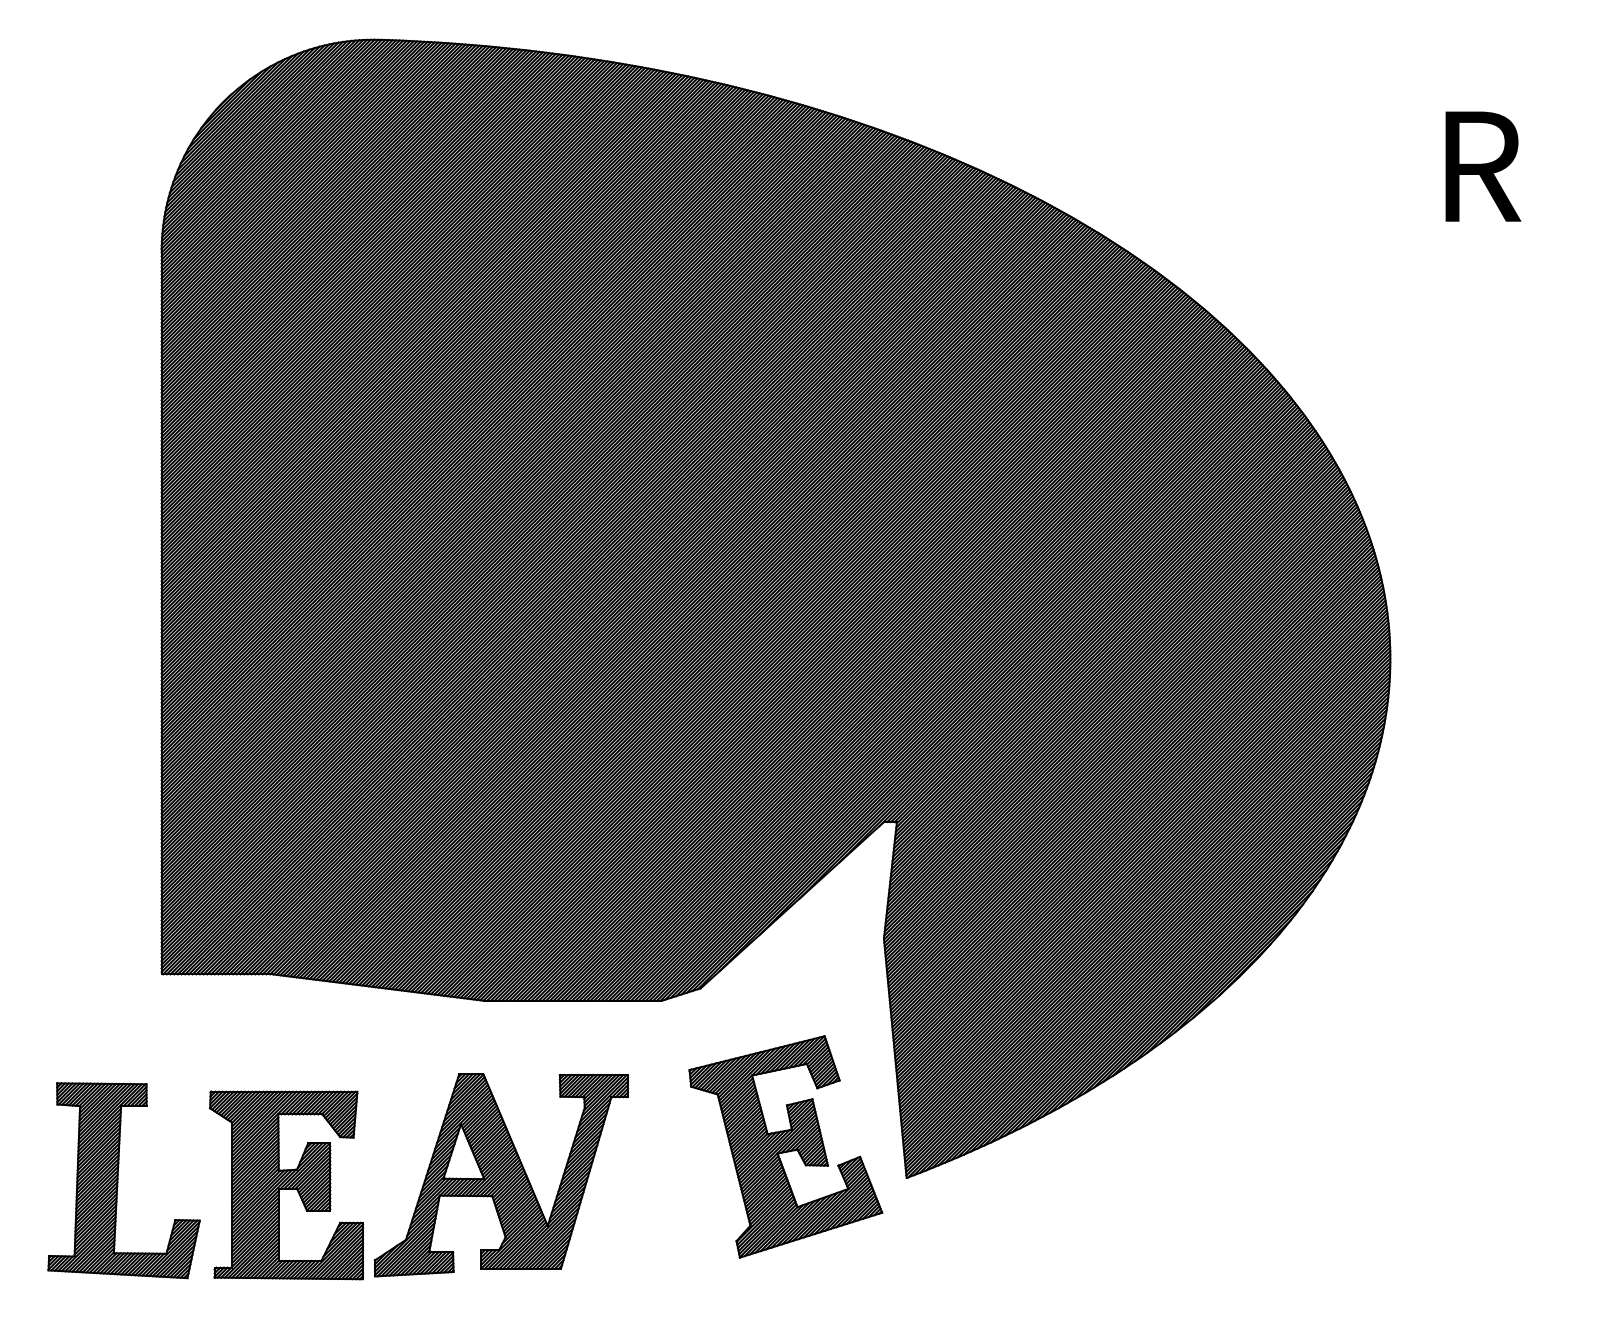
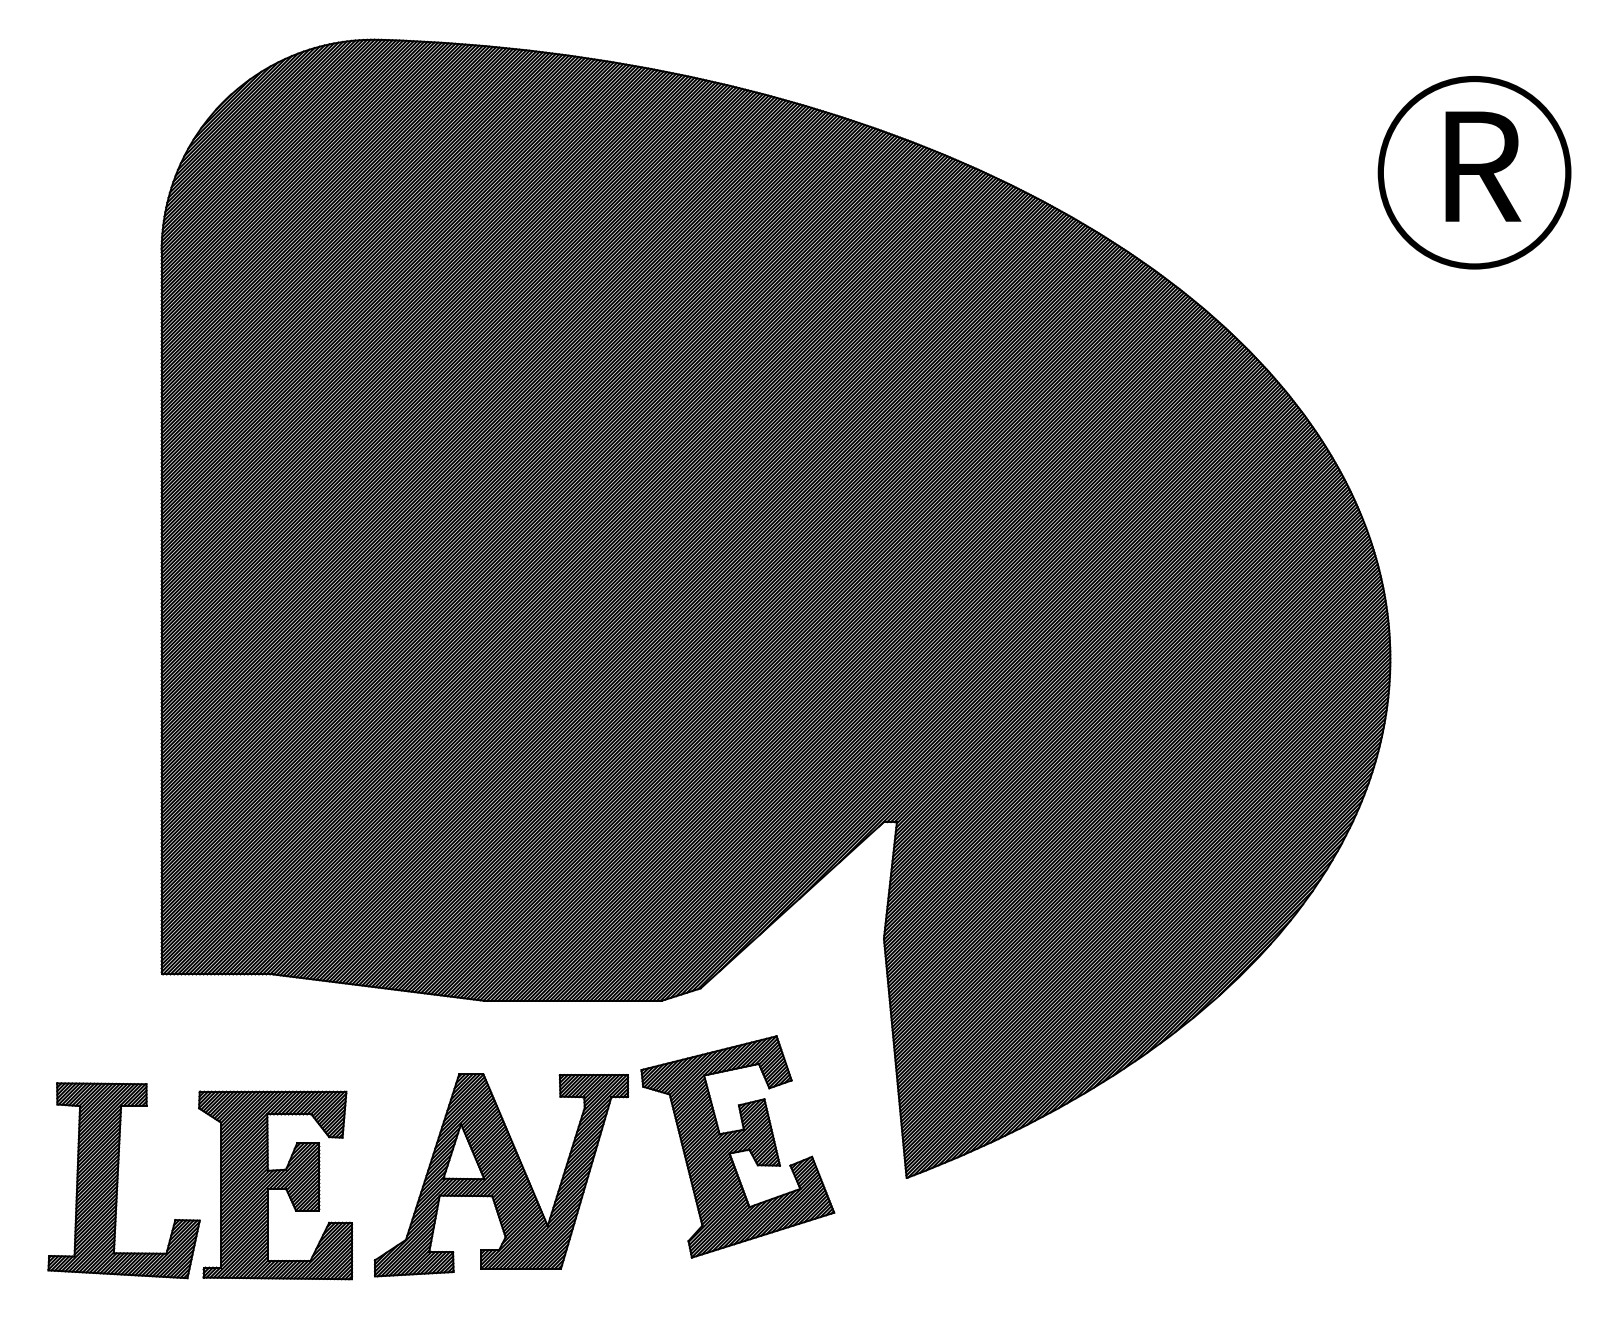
part: none -> present (1474, 172)
part position: (785, 1146) -> (737, 1146) (737, 1146)
part position: (286, 1185) -> (275, 1185) (275, 1185)
